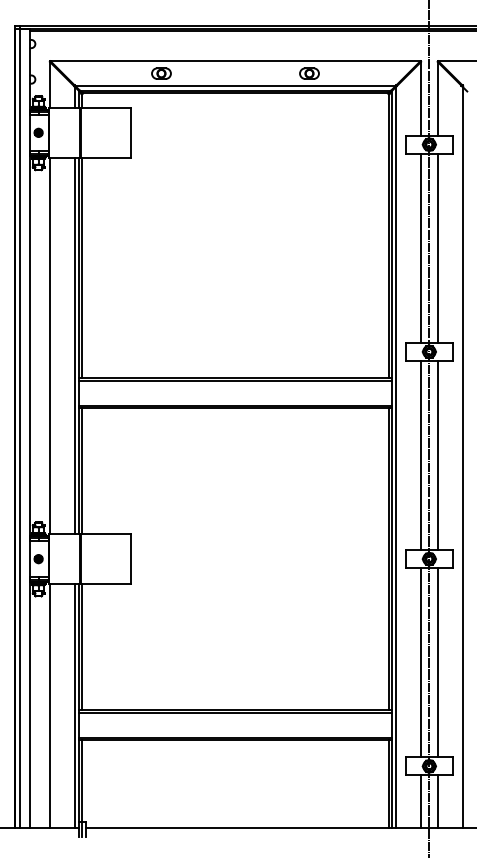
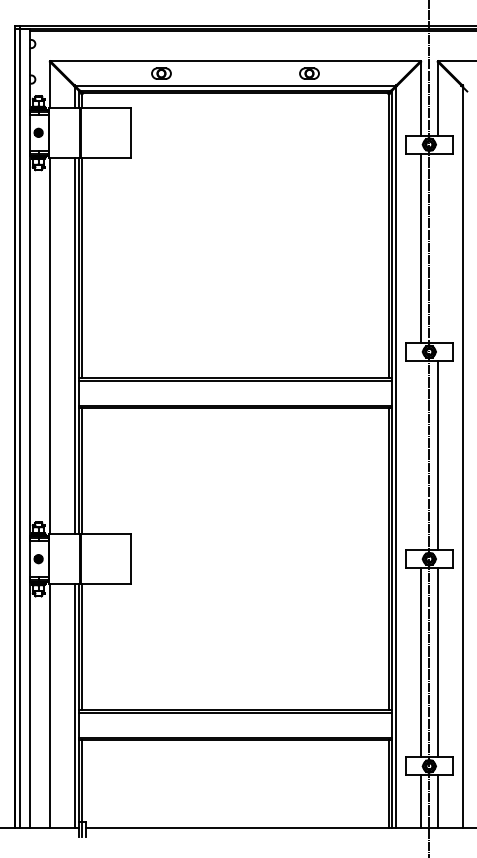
line: present -> none (437, 248)
line: present -> none (421, 455)
